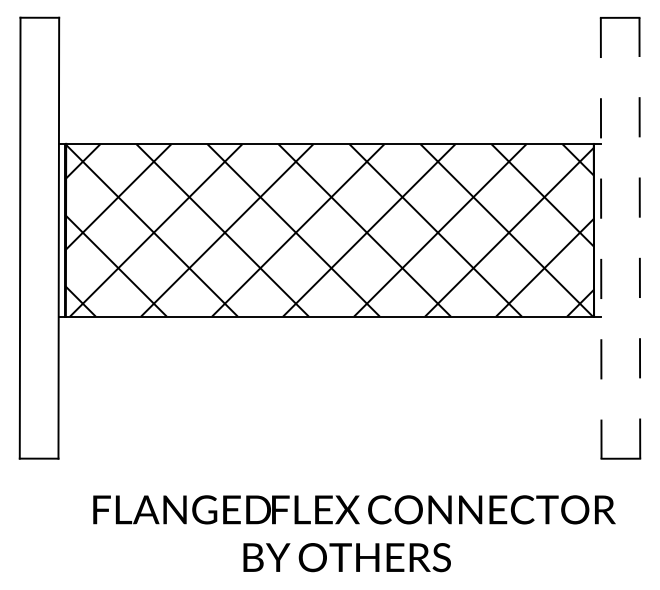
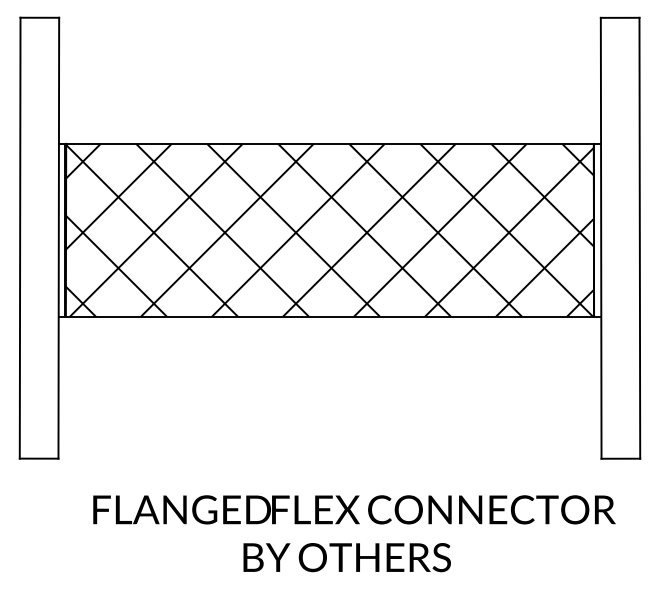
line: dashed -> solid (639, 237)
line: dashed -> solid (601, 238)
